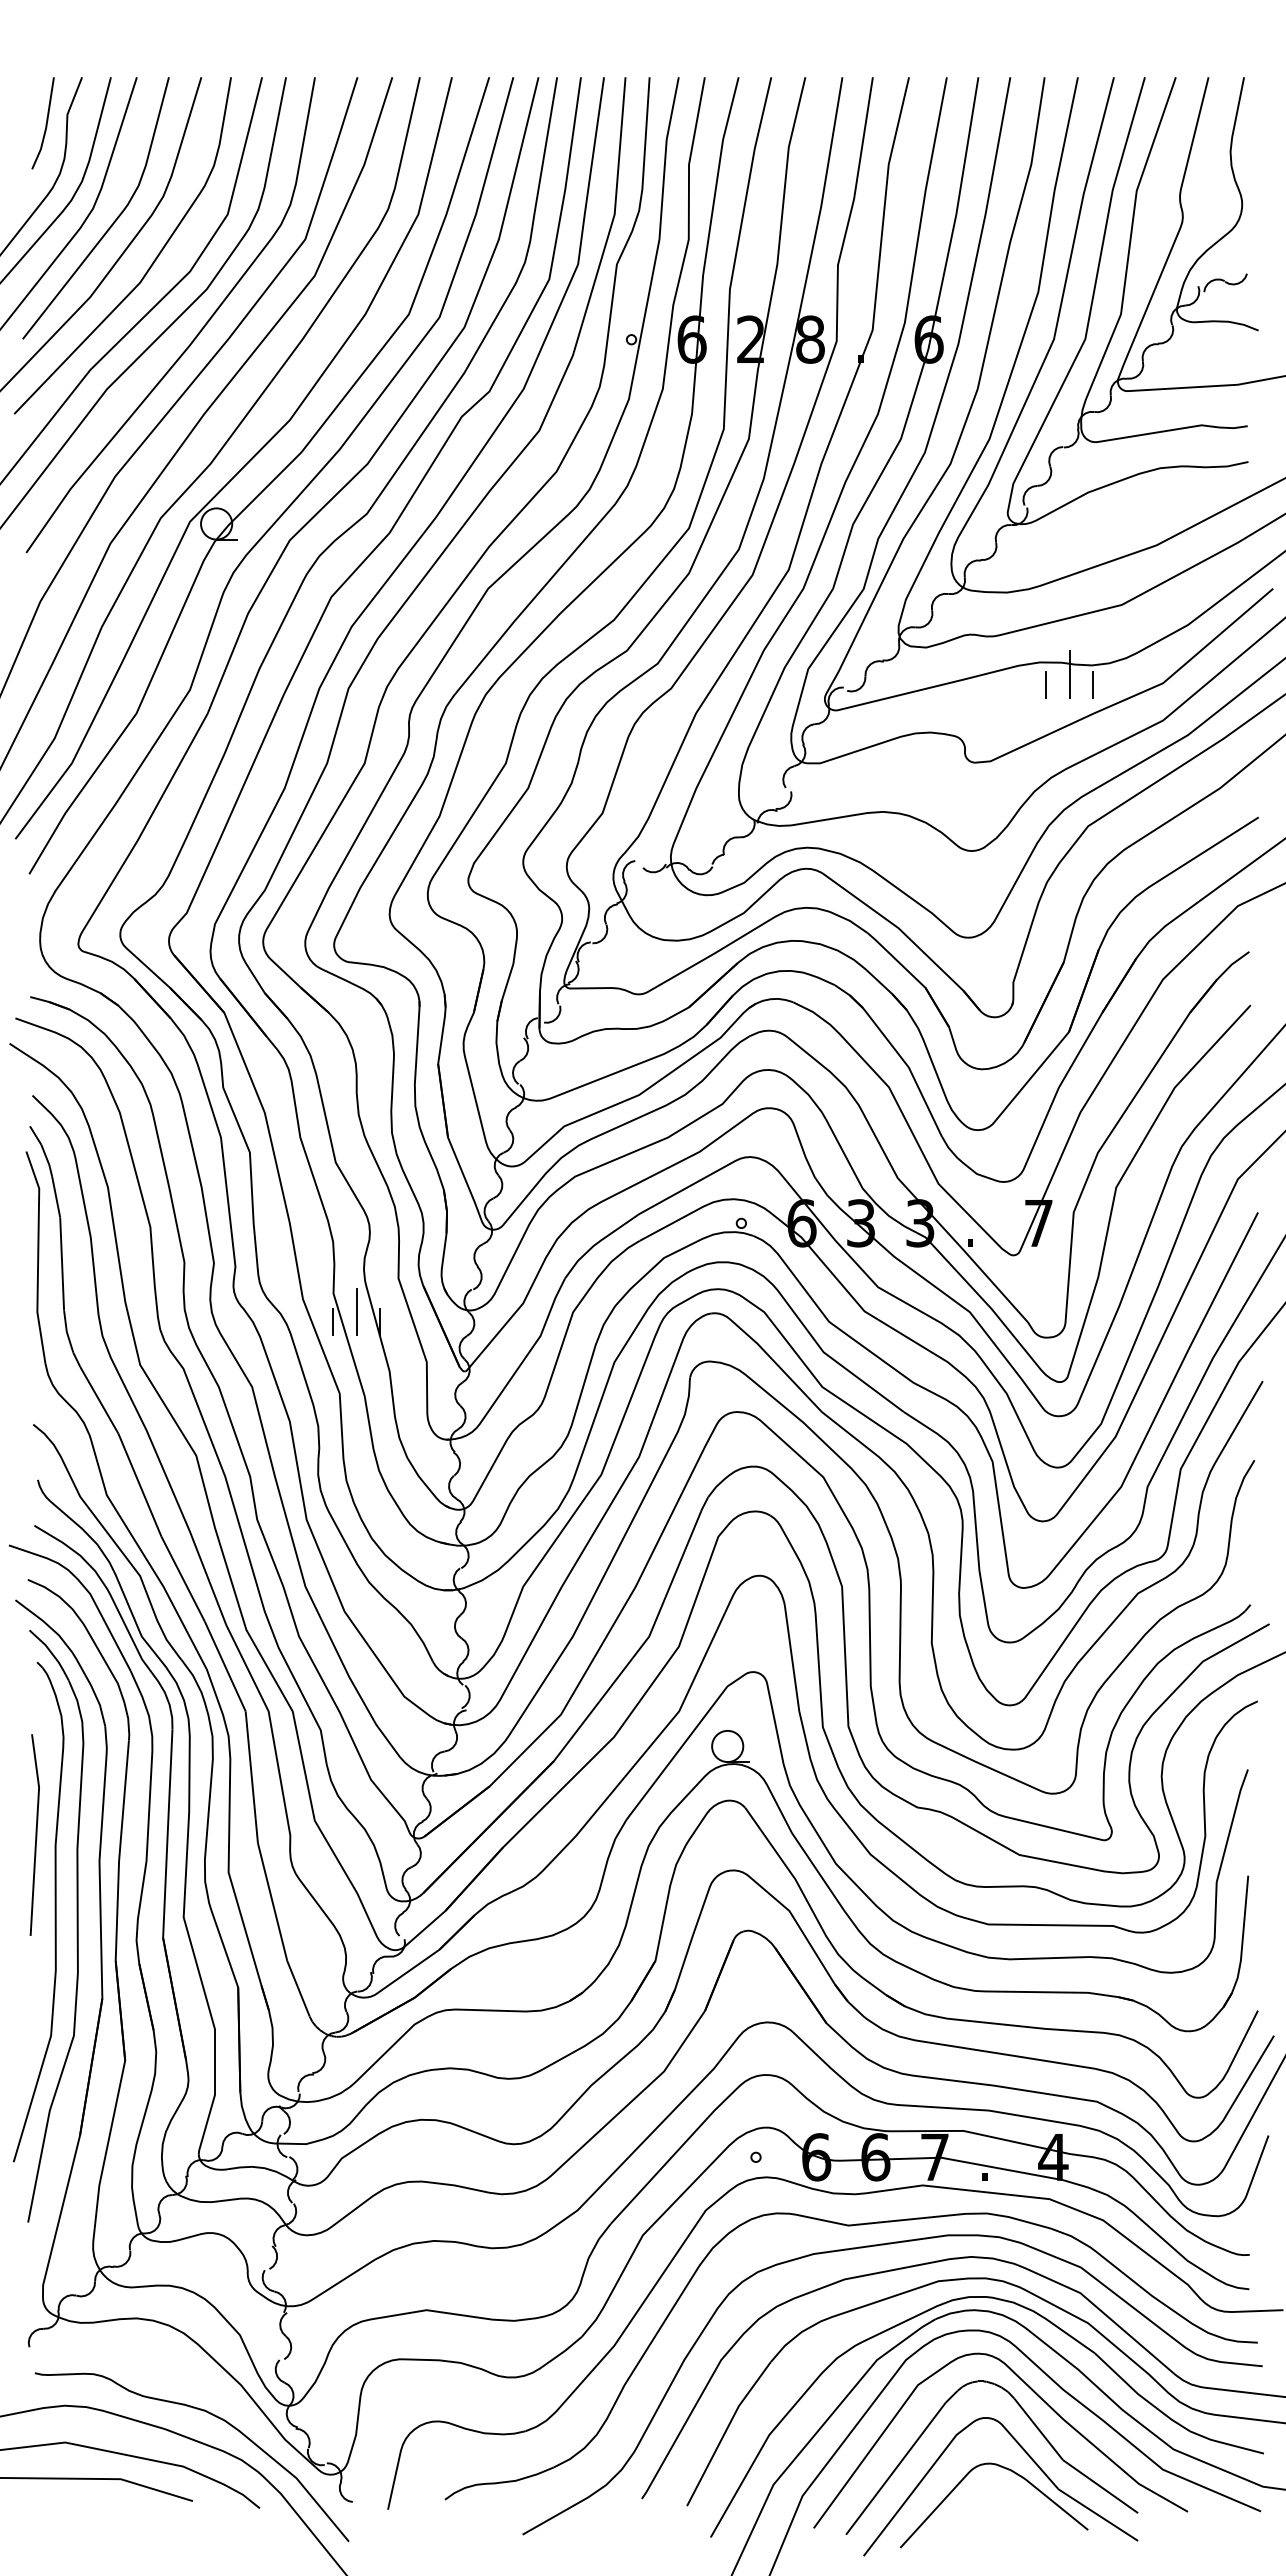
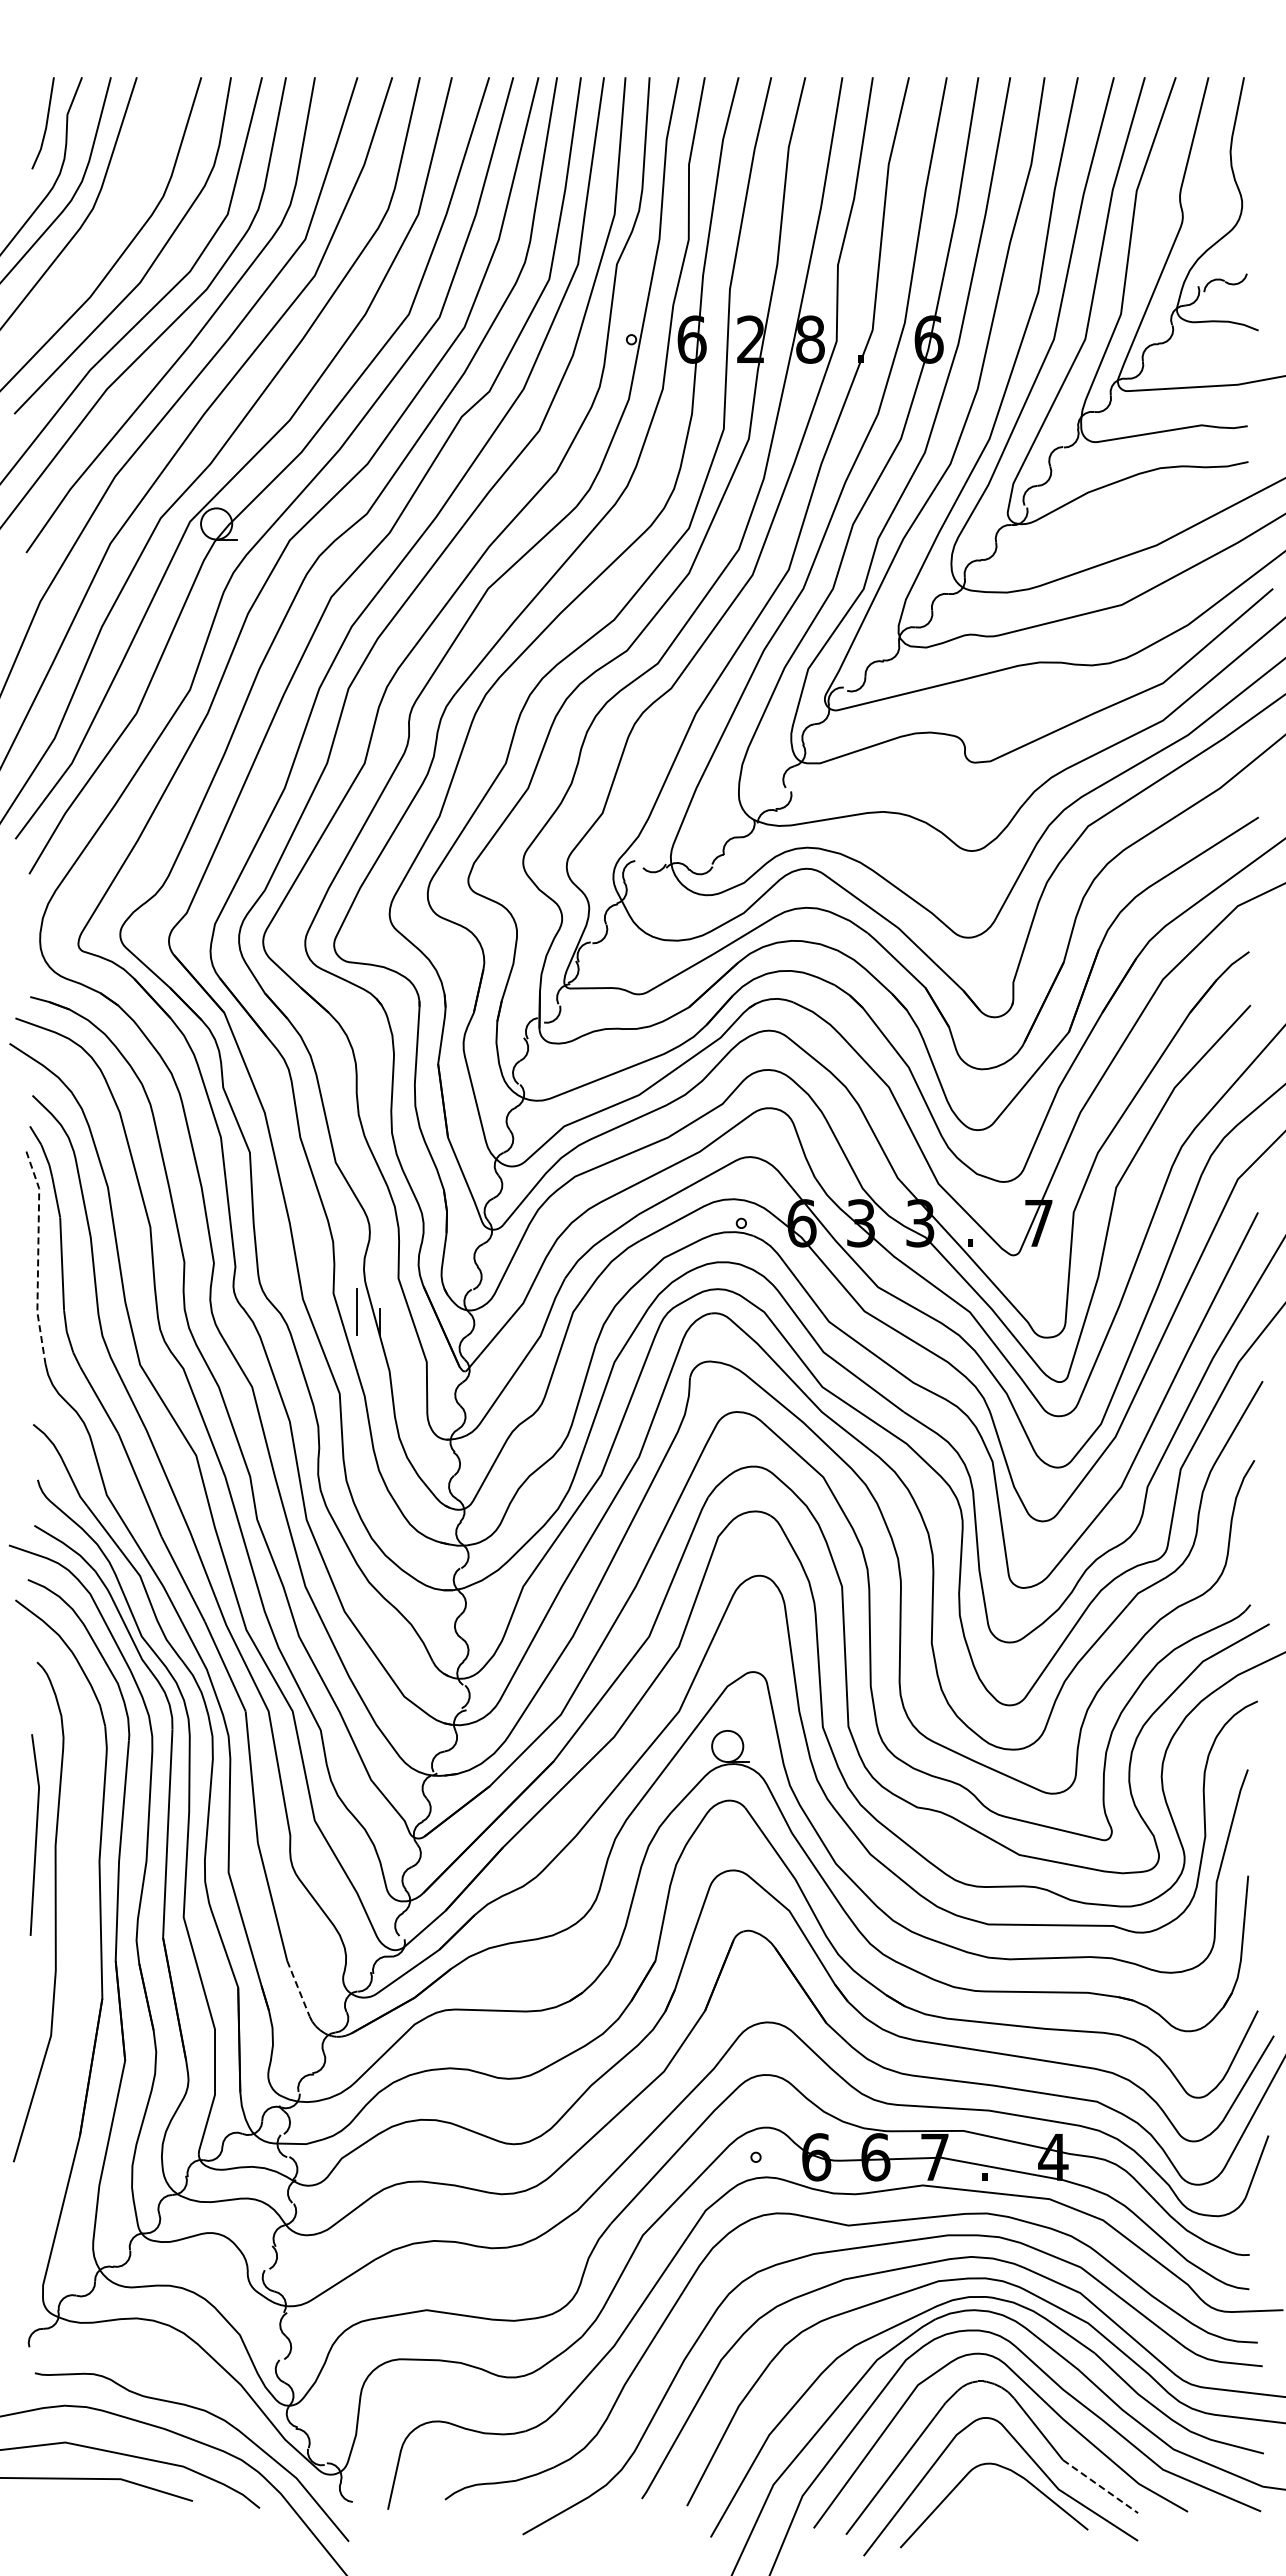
curve: present -> none (113, 221)
line: present -> none (1069, 674)
line: present -> none (1046, 684)
line: present -> none (1093, 684)
line: solid -> dashed (38, 1257)
line: present -> none (333, 1322)
part: present -> none (76, 1925)
line: solid -> dashed (298, 1988)
line: solid -> dashed (1100, 2486)
